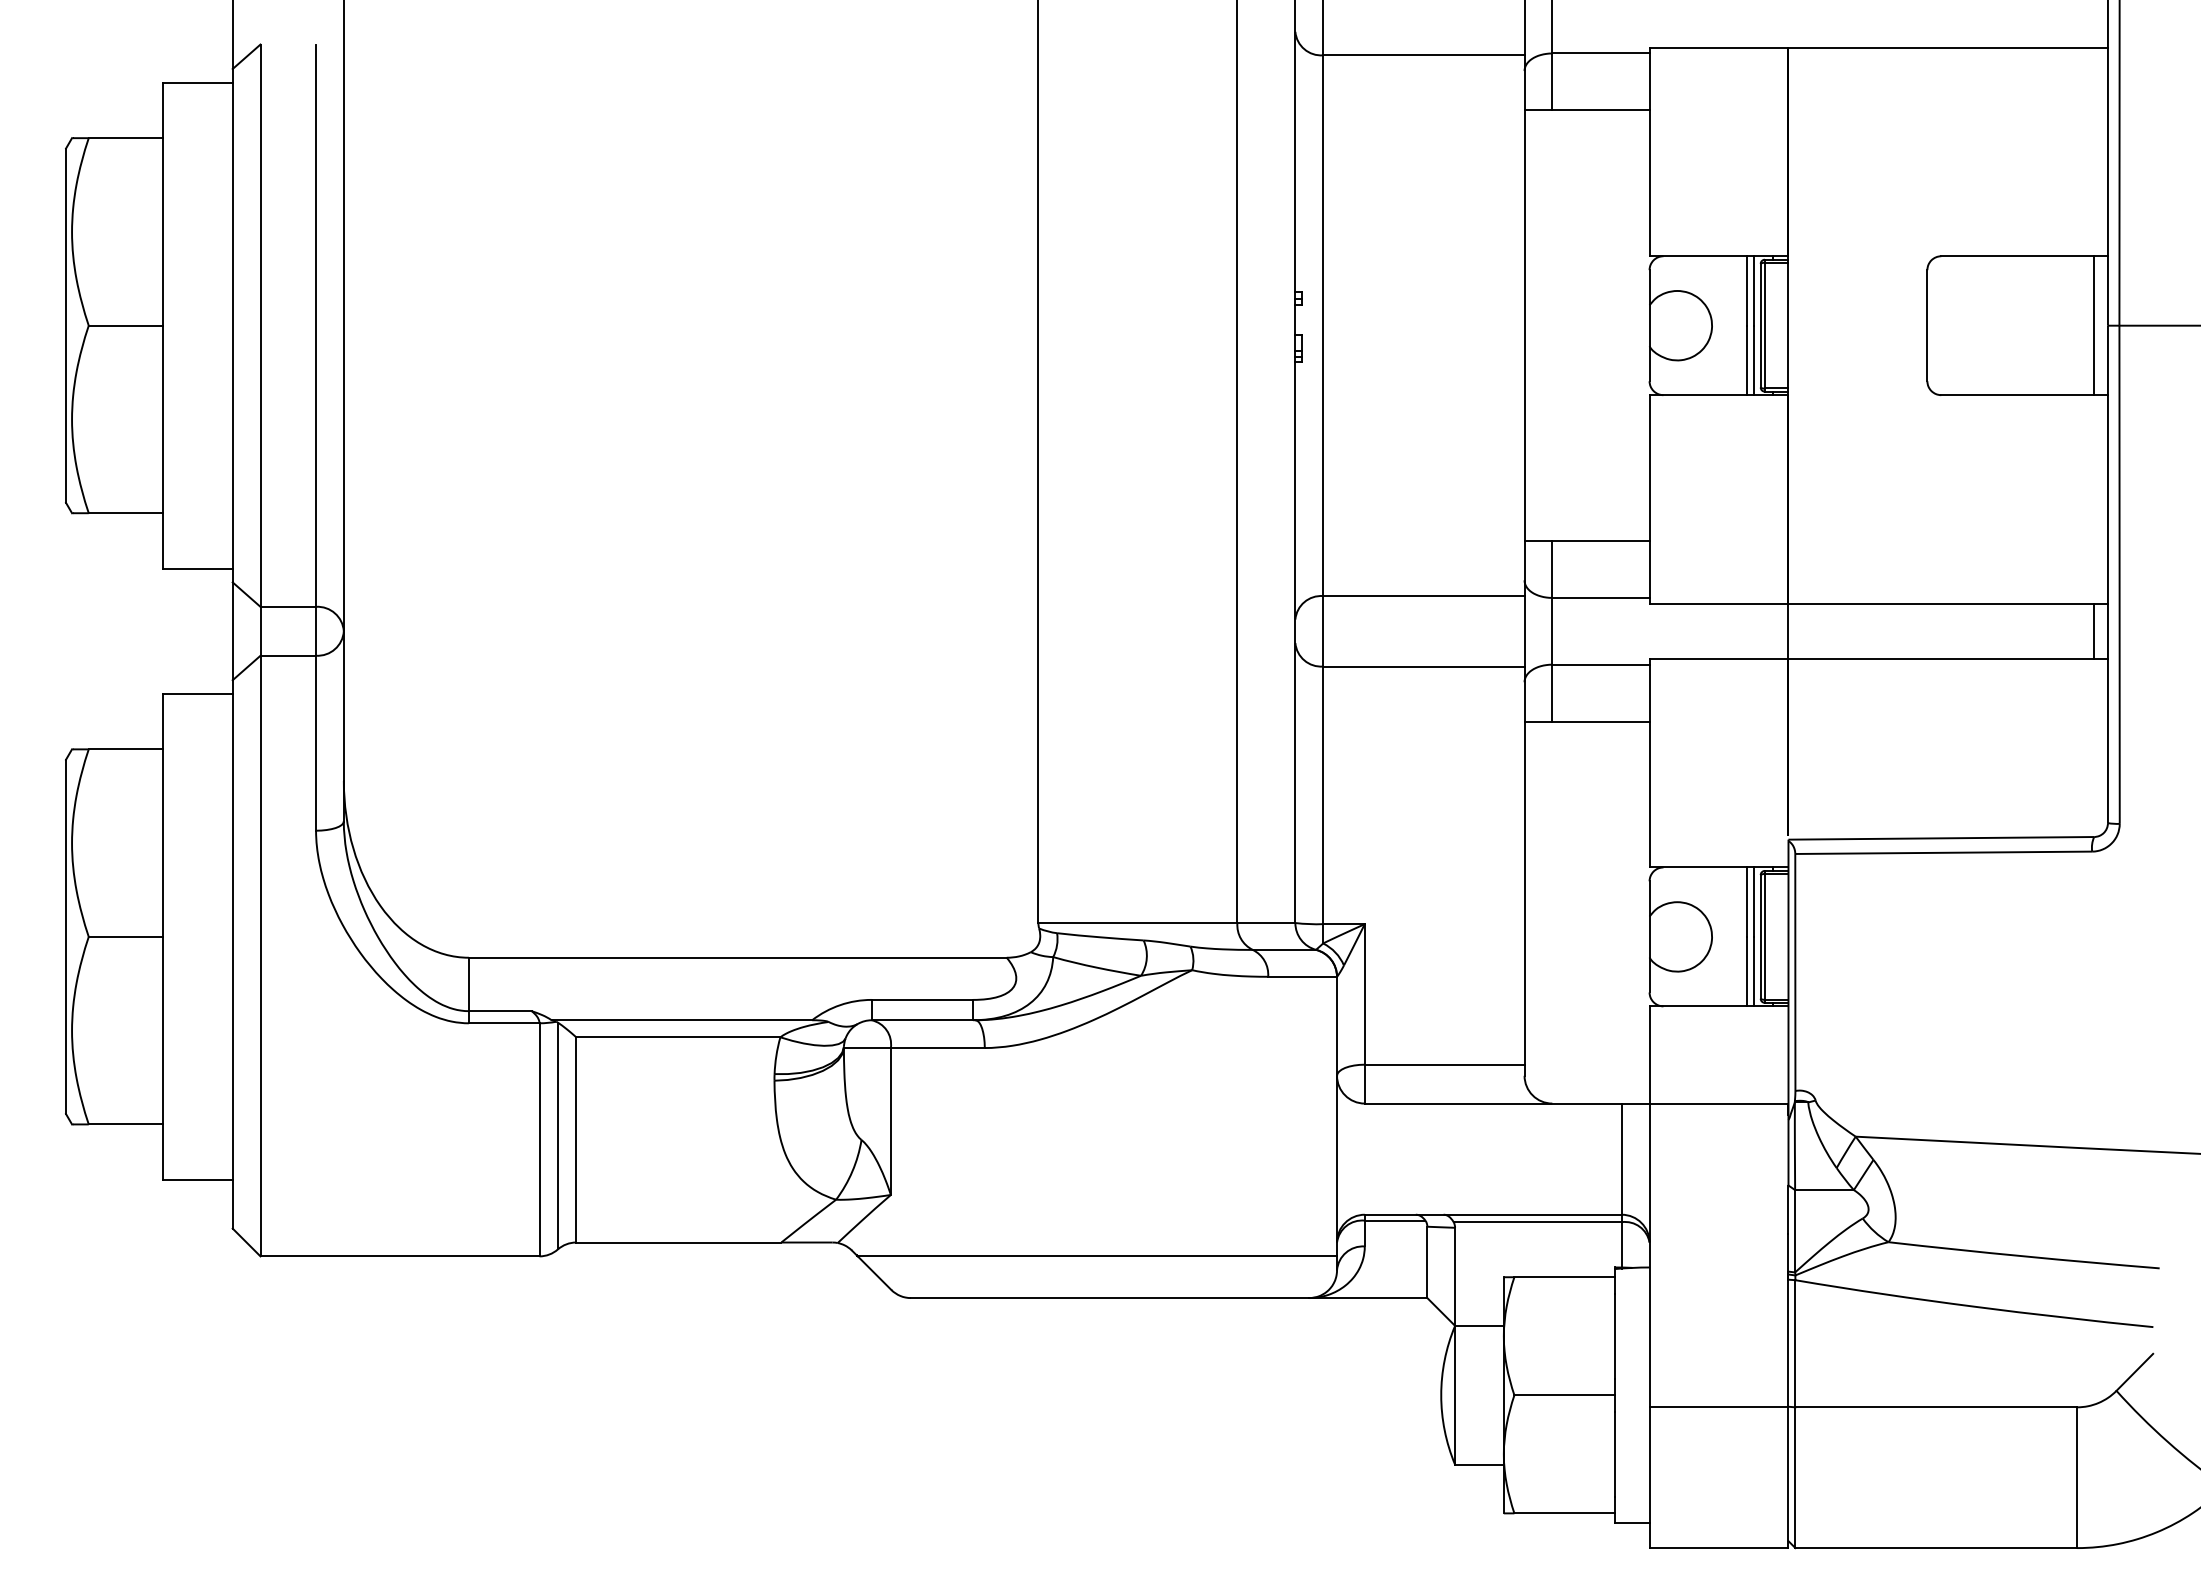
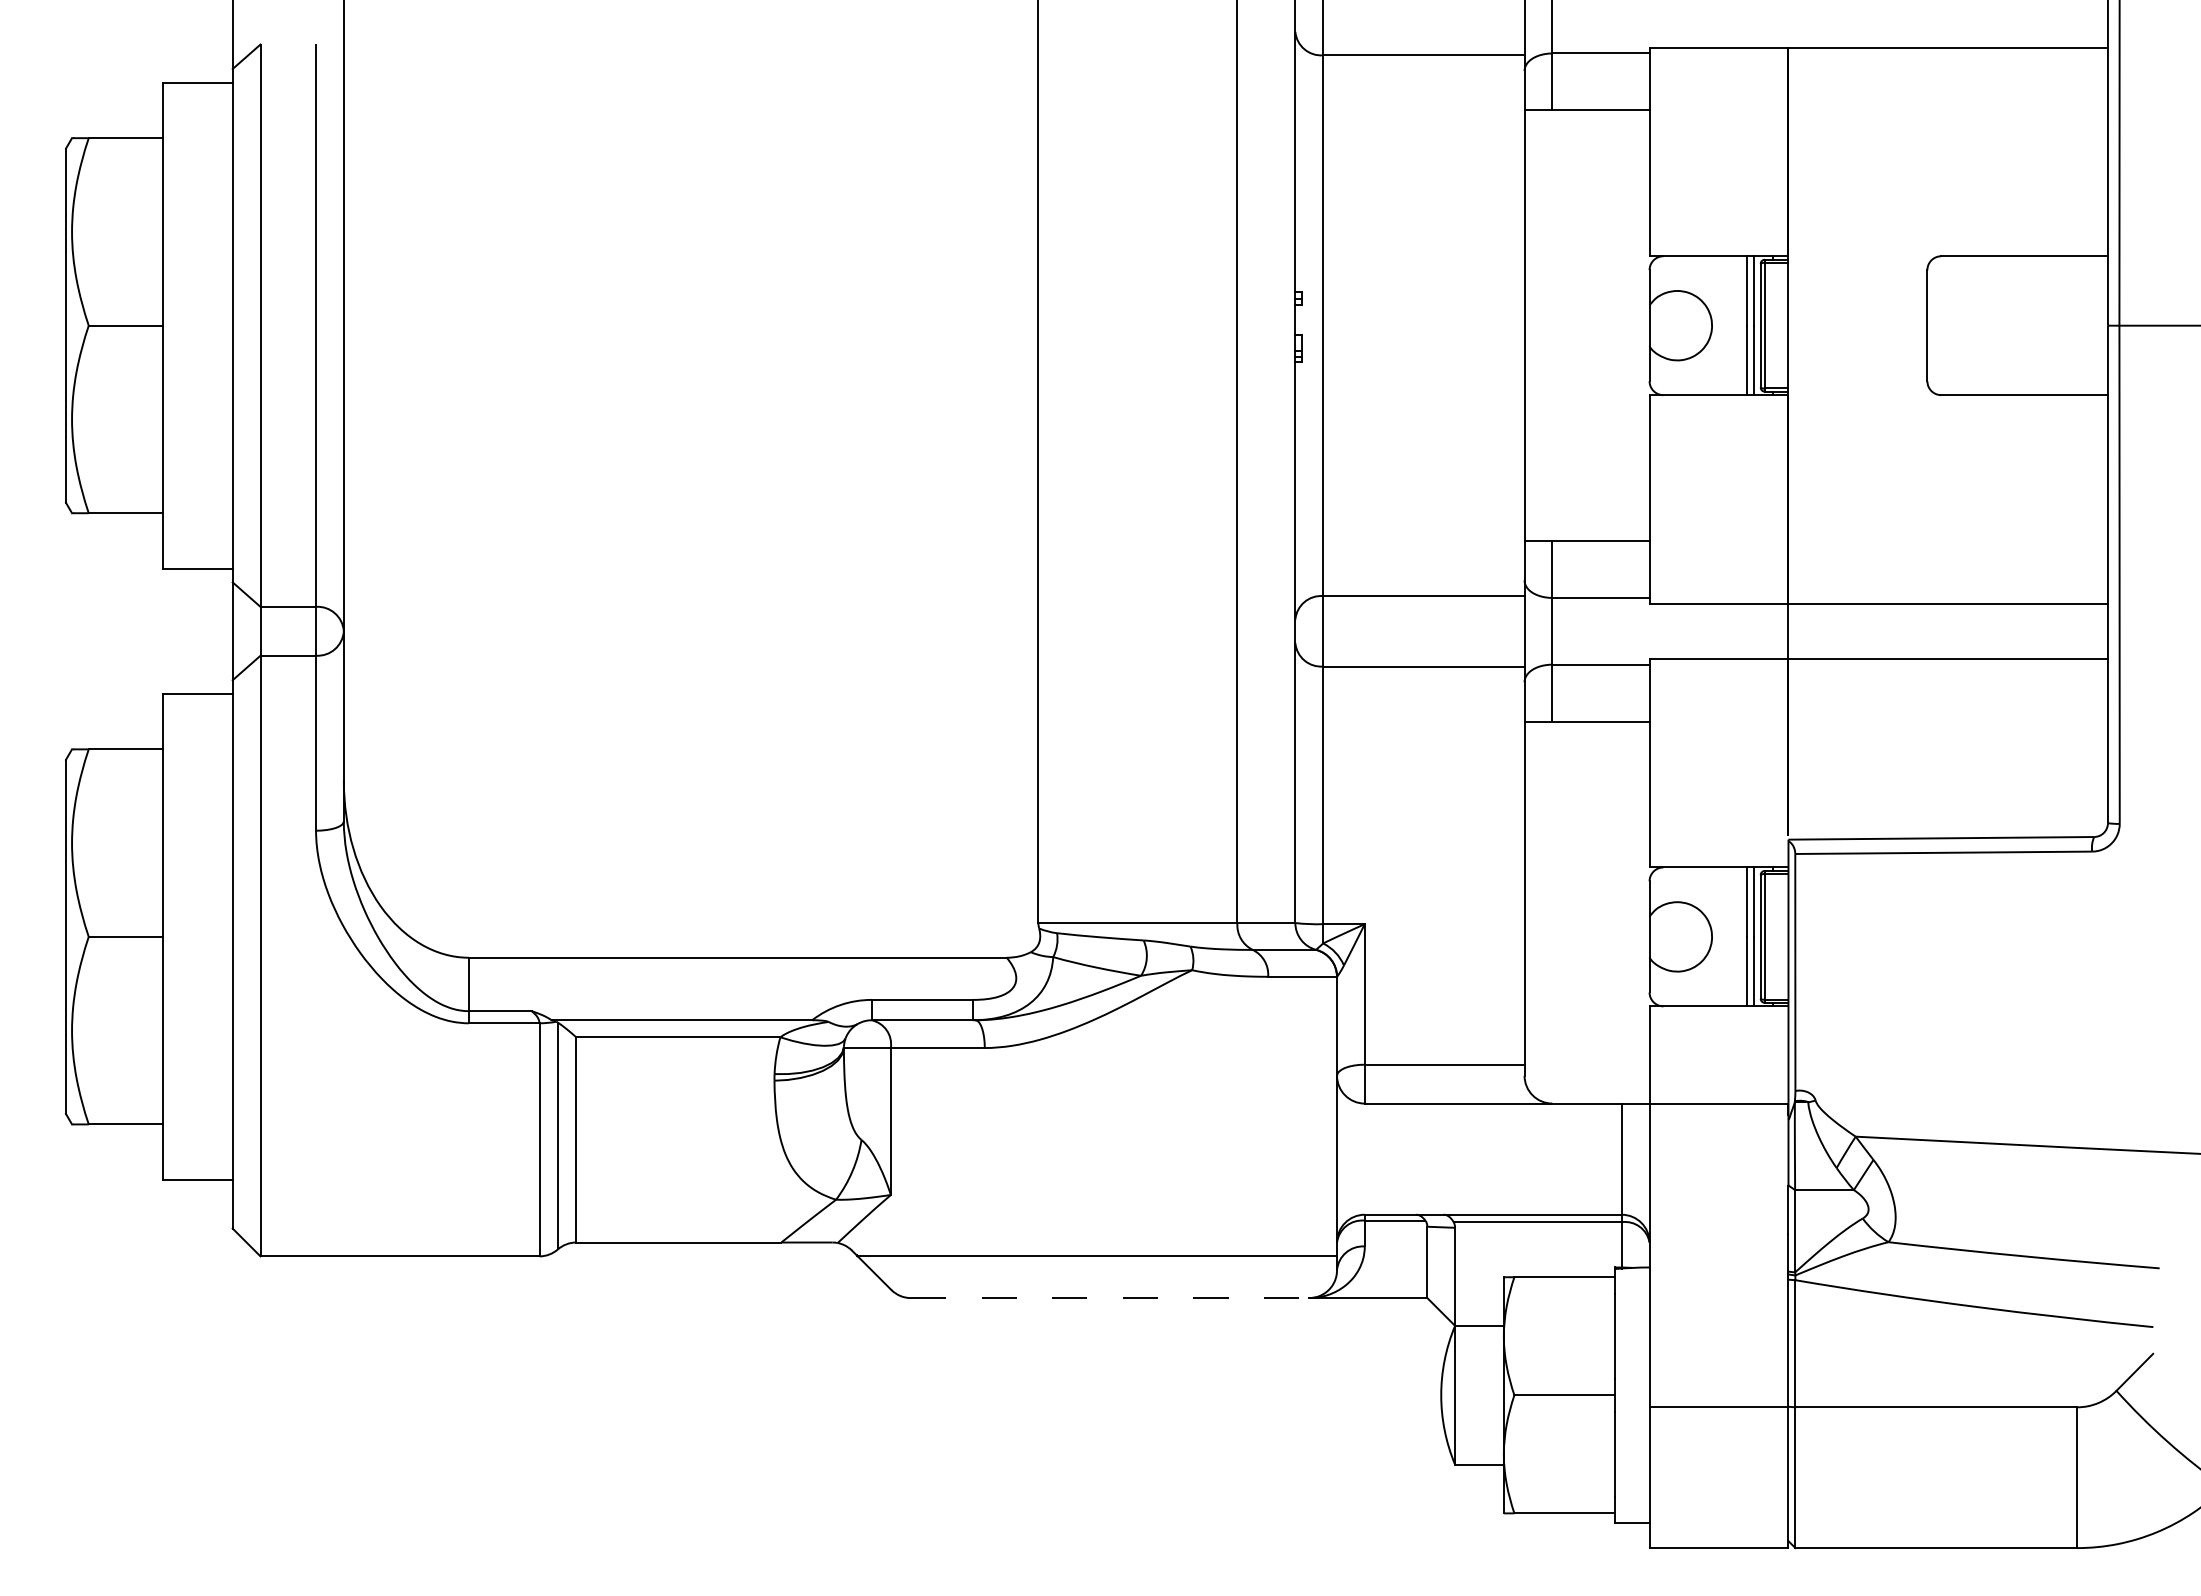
line: present -> none (2094, 325)
line: present -> none (2094, 631)
line: solid -> dashed (1110, 1298)
